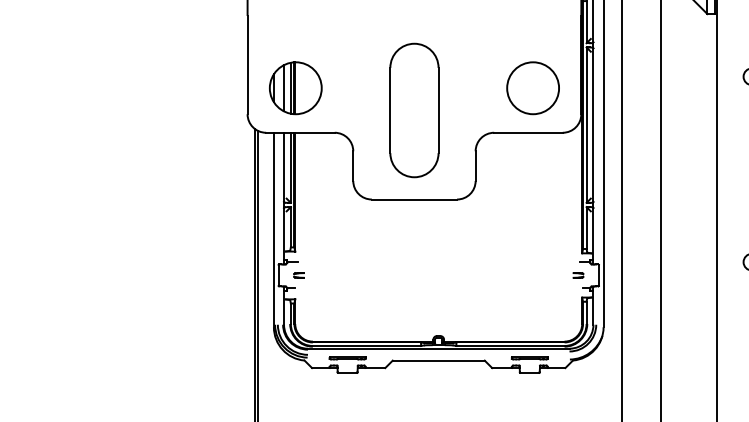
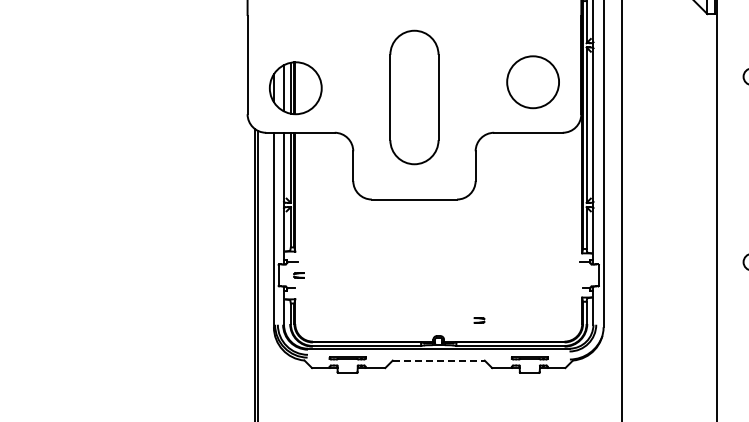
circle position: (532, 88) -> (532, 82) (532, 82)
part position: (414, 110) -> (414, 97) (414, 97)
line: present -> none (661, 210)
part position: (578, 275) -> (479, 320) (479, 320)
line: solid -> dashed (439, 360)
